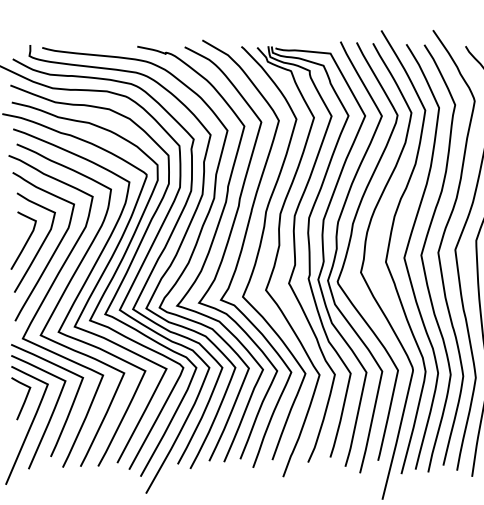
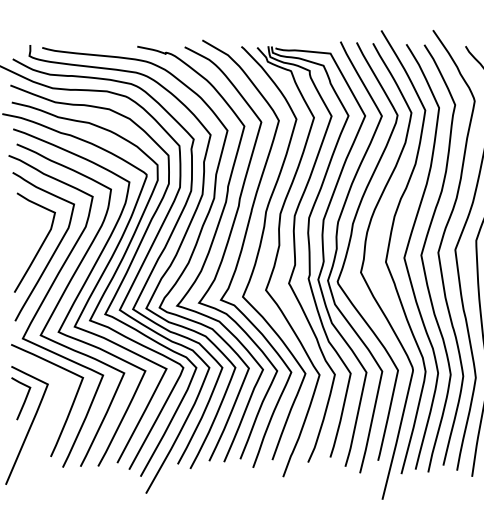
curve: present -> none (25, 242)
curve: present -> none (50, 415)
